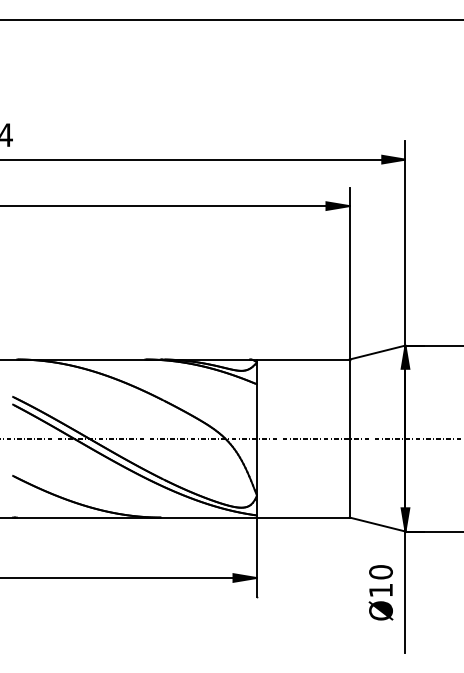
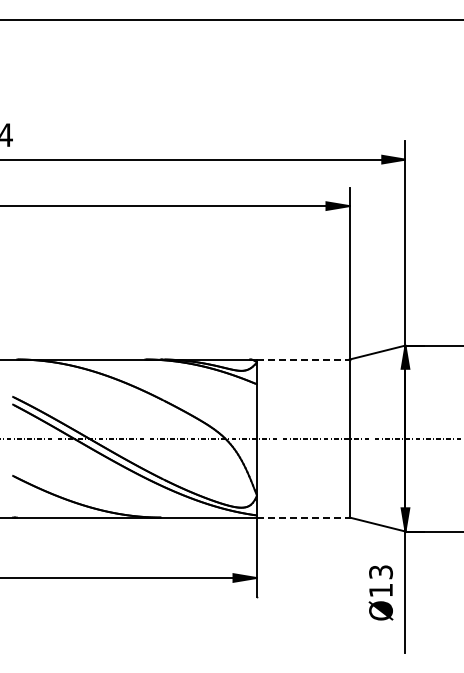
line: solid -> dashed (303, 359)
line: solid -> dashed (303, 517)
text: Ø10 -> Ø13 (380, 572)
